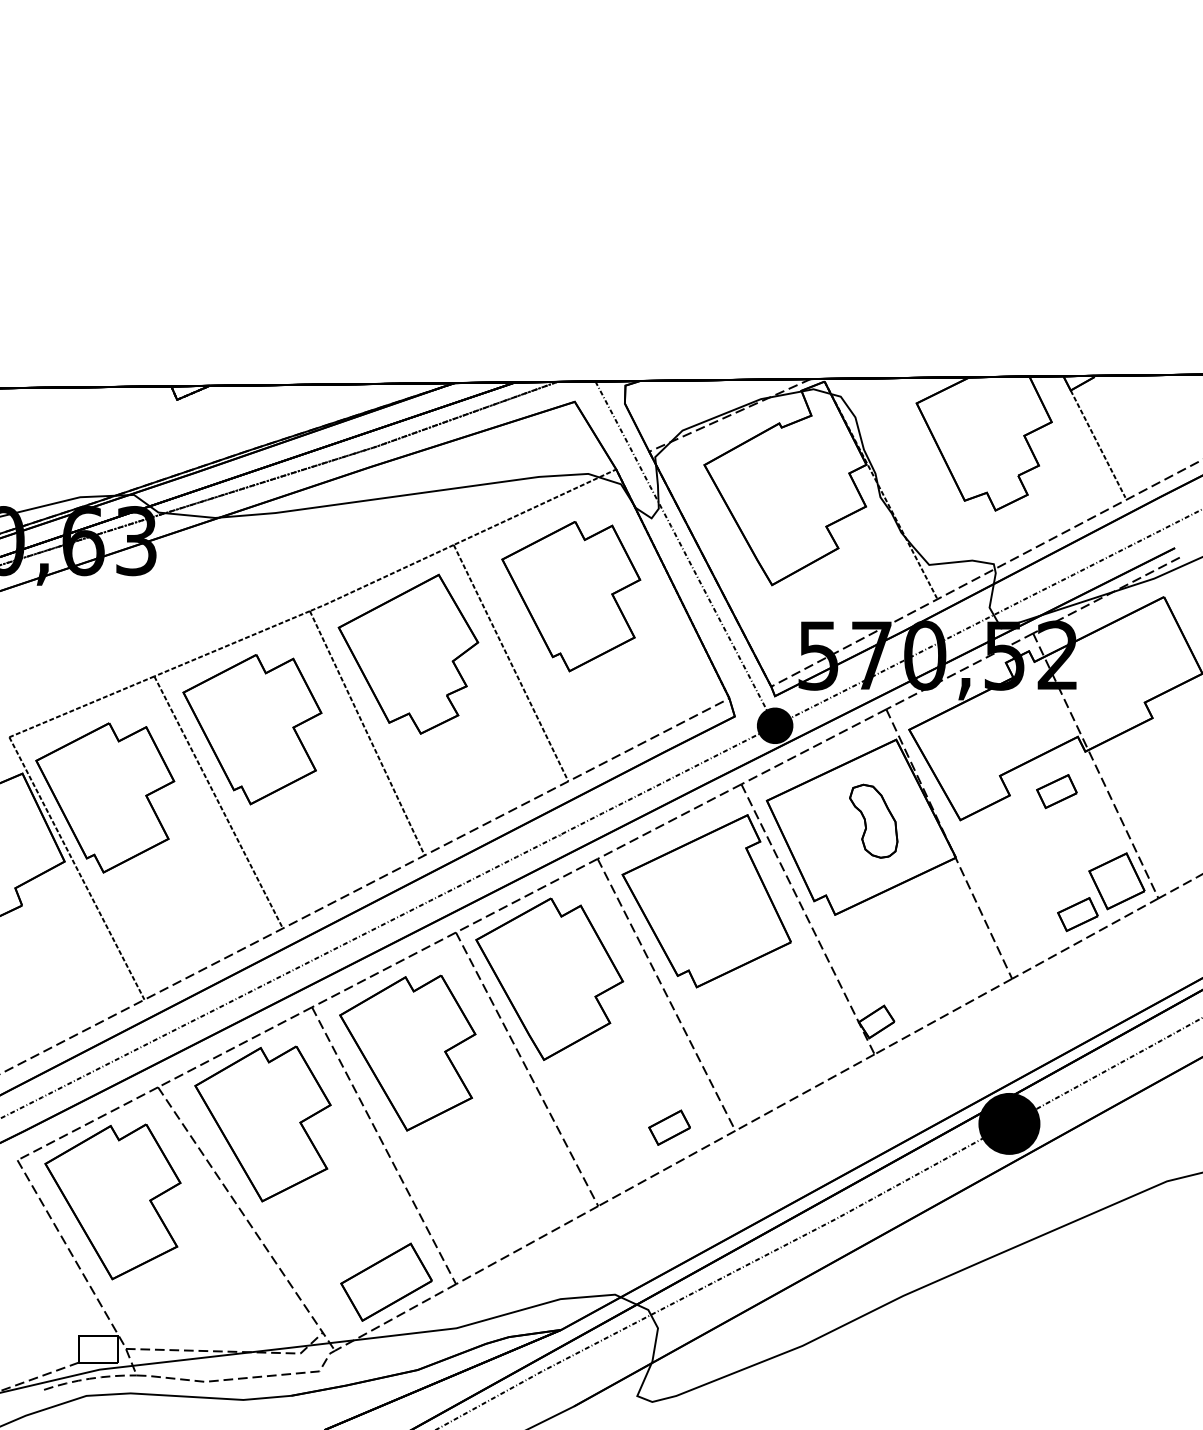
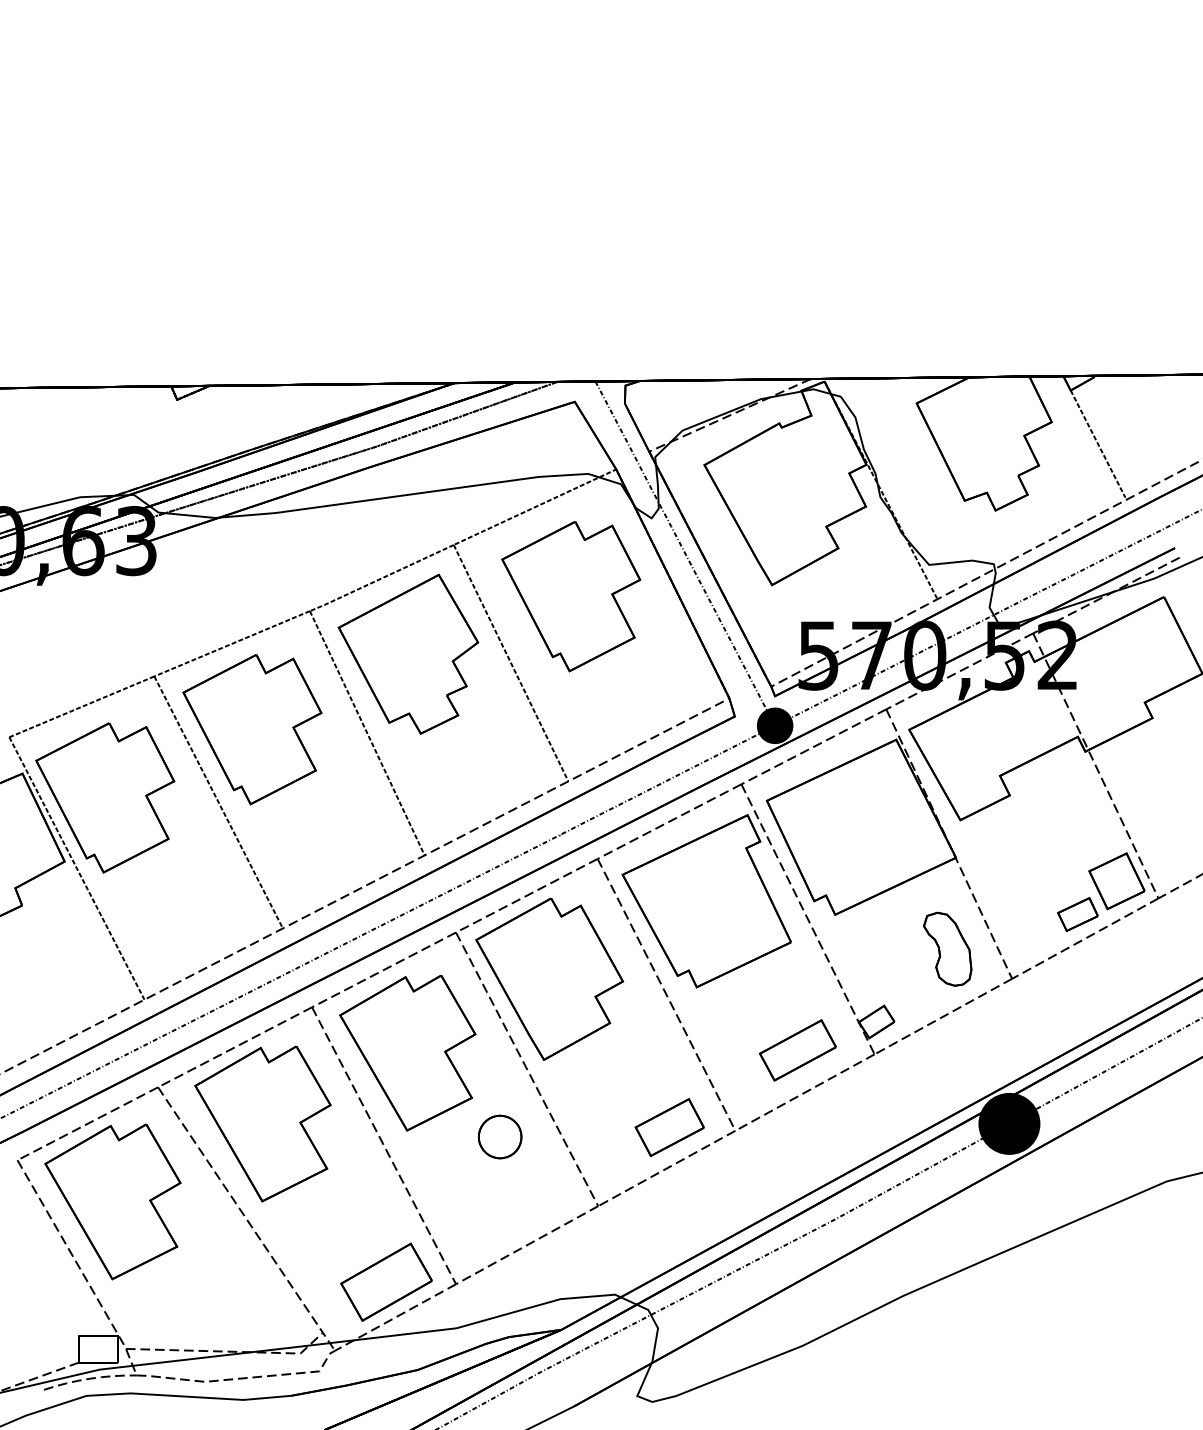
part: present -> none (1056, 791)
part position: (873, 820) -> (947, 948) (947, 948)
part: none -> present (797, 1050)
part size: 43x37 px -> 71x60 px (669, 1127)
part: none -> present (499, 1136)
